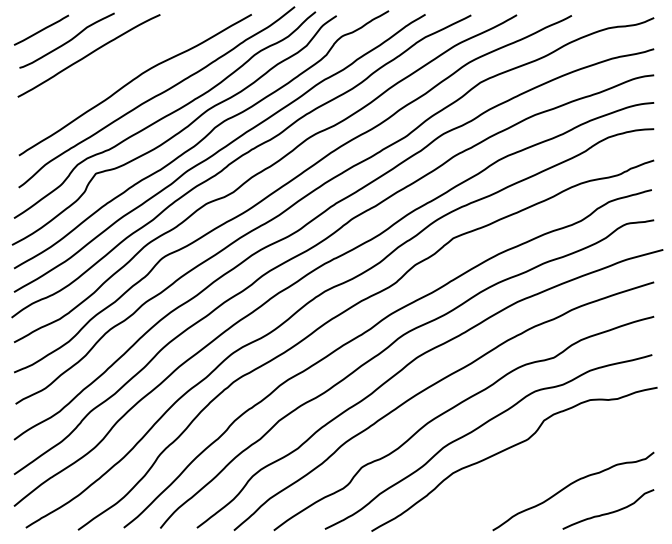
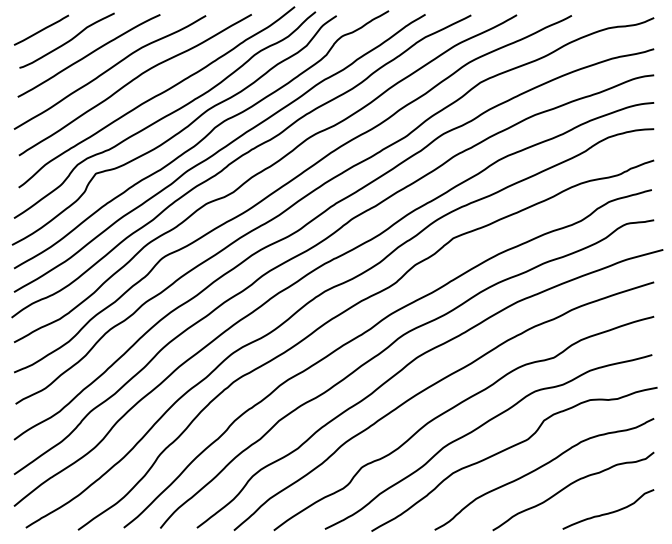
curve: none -> present (109, 70)
curve: none -> present (540, 468)
